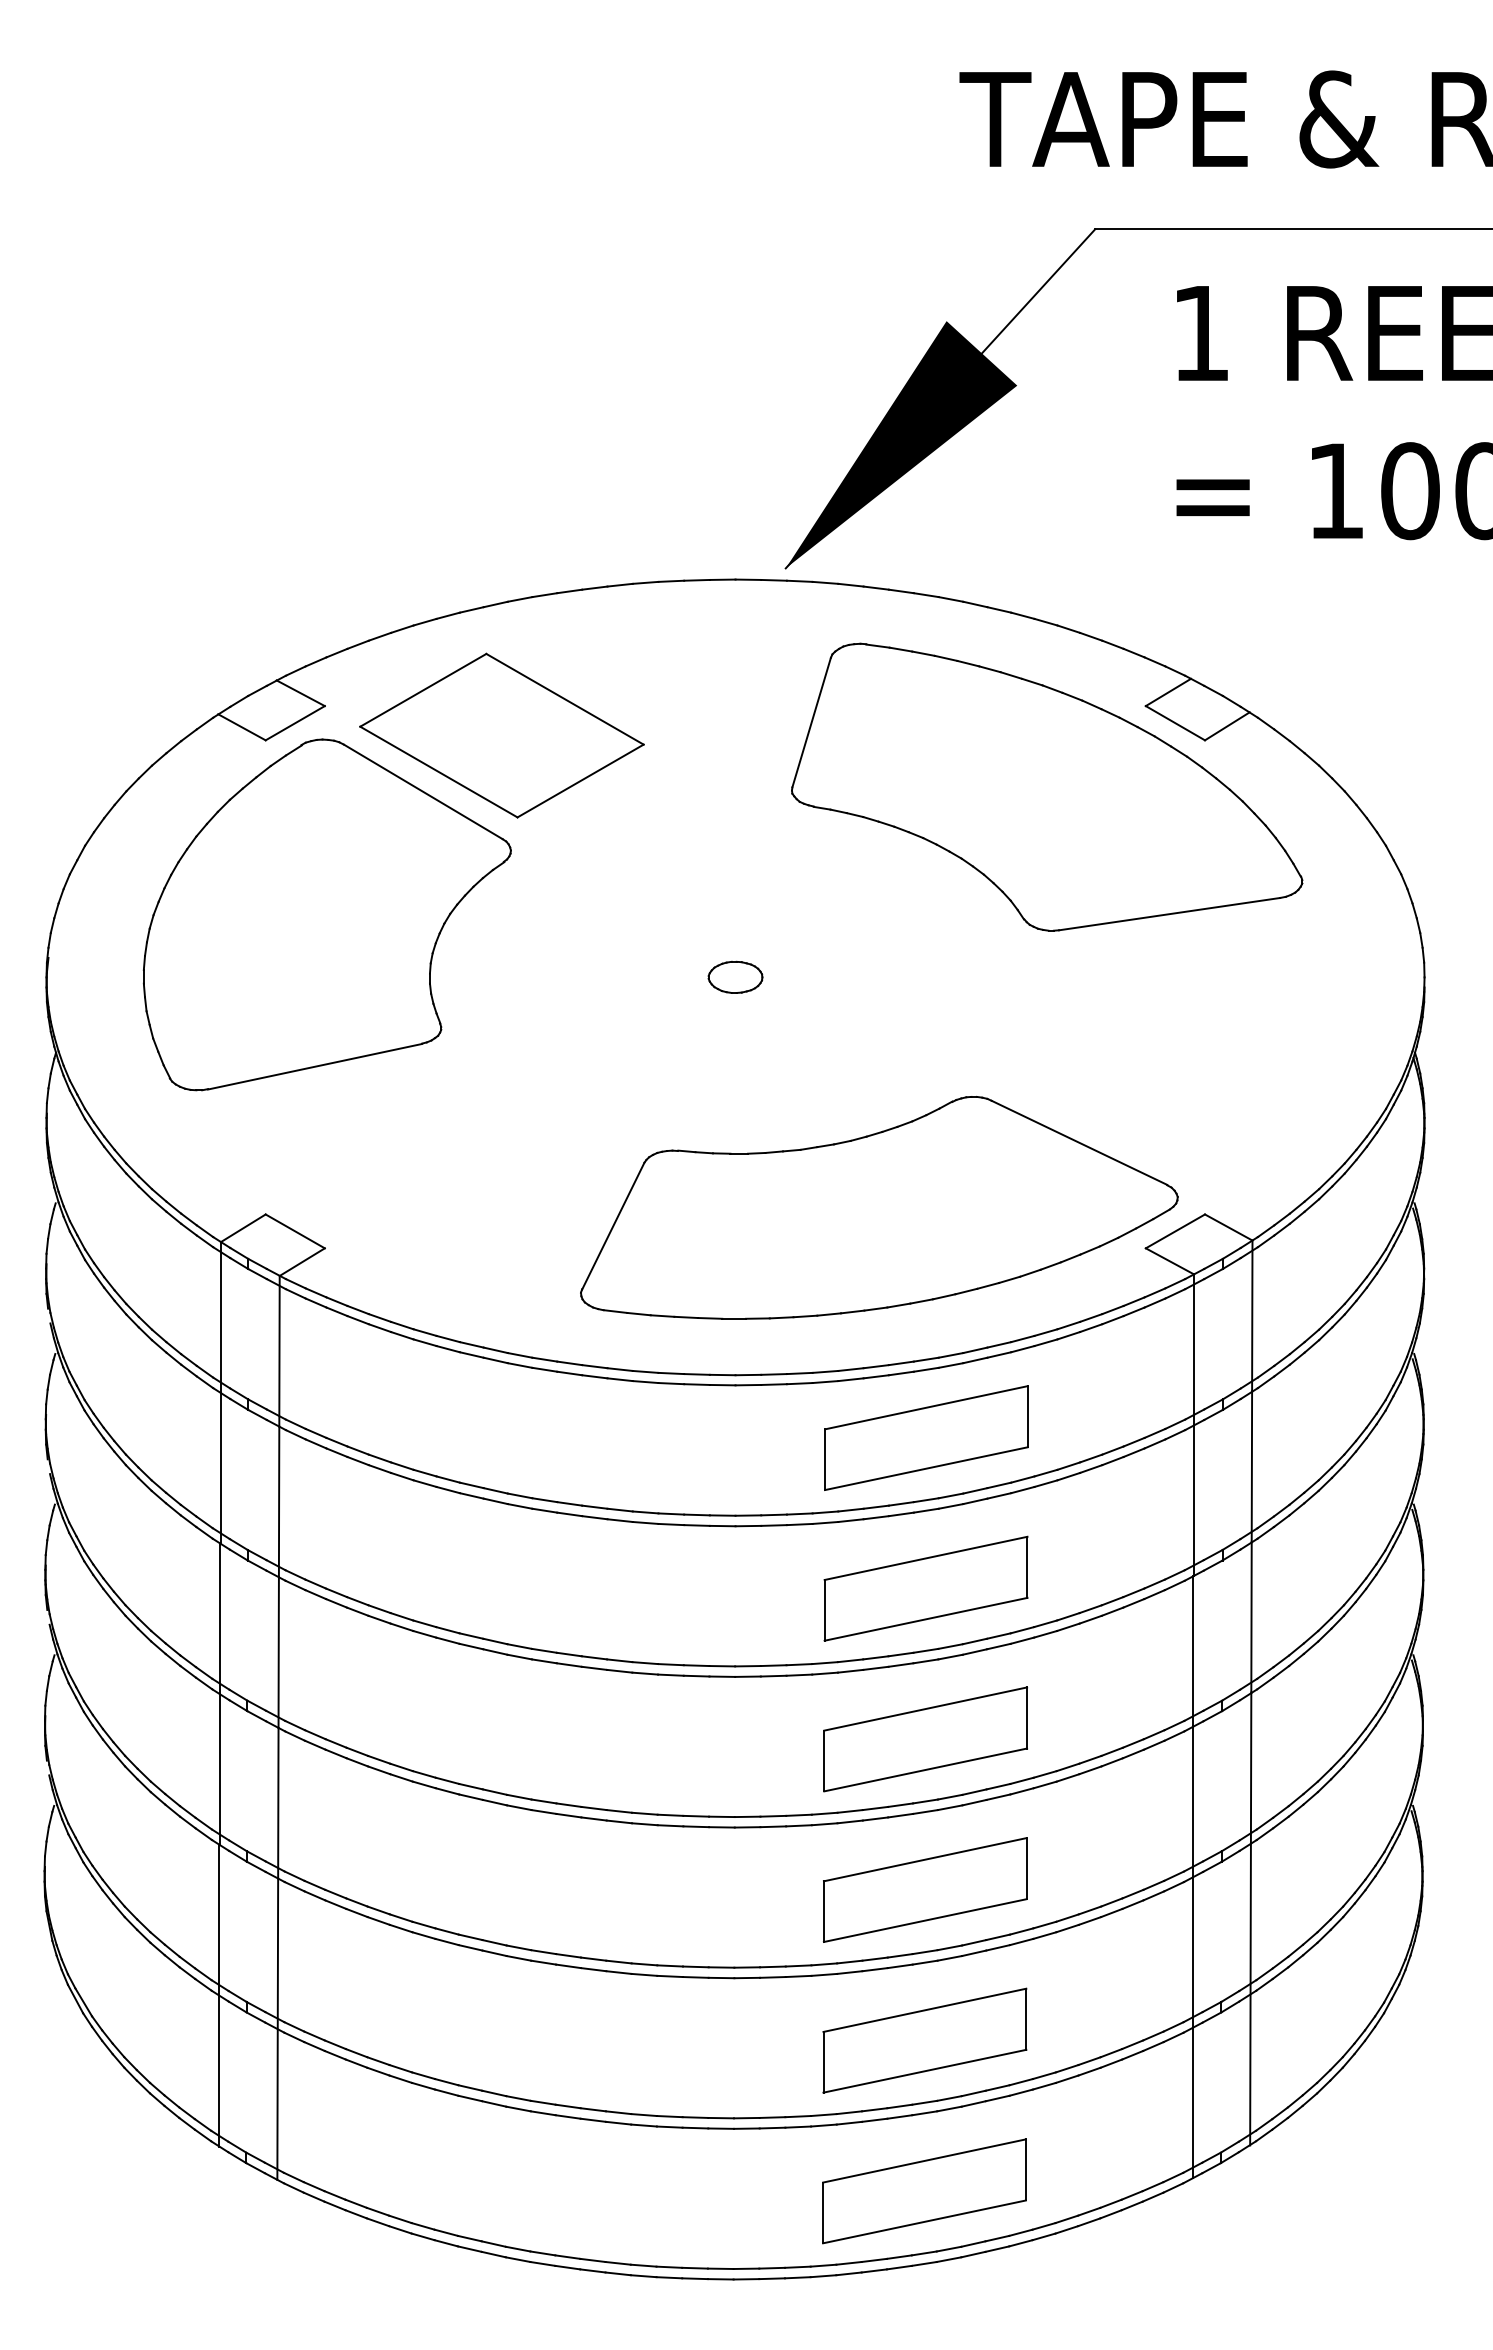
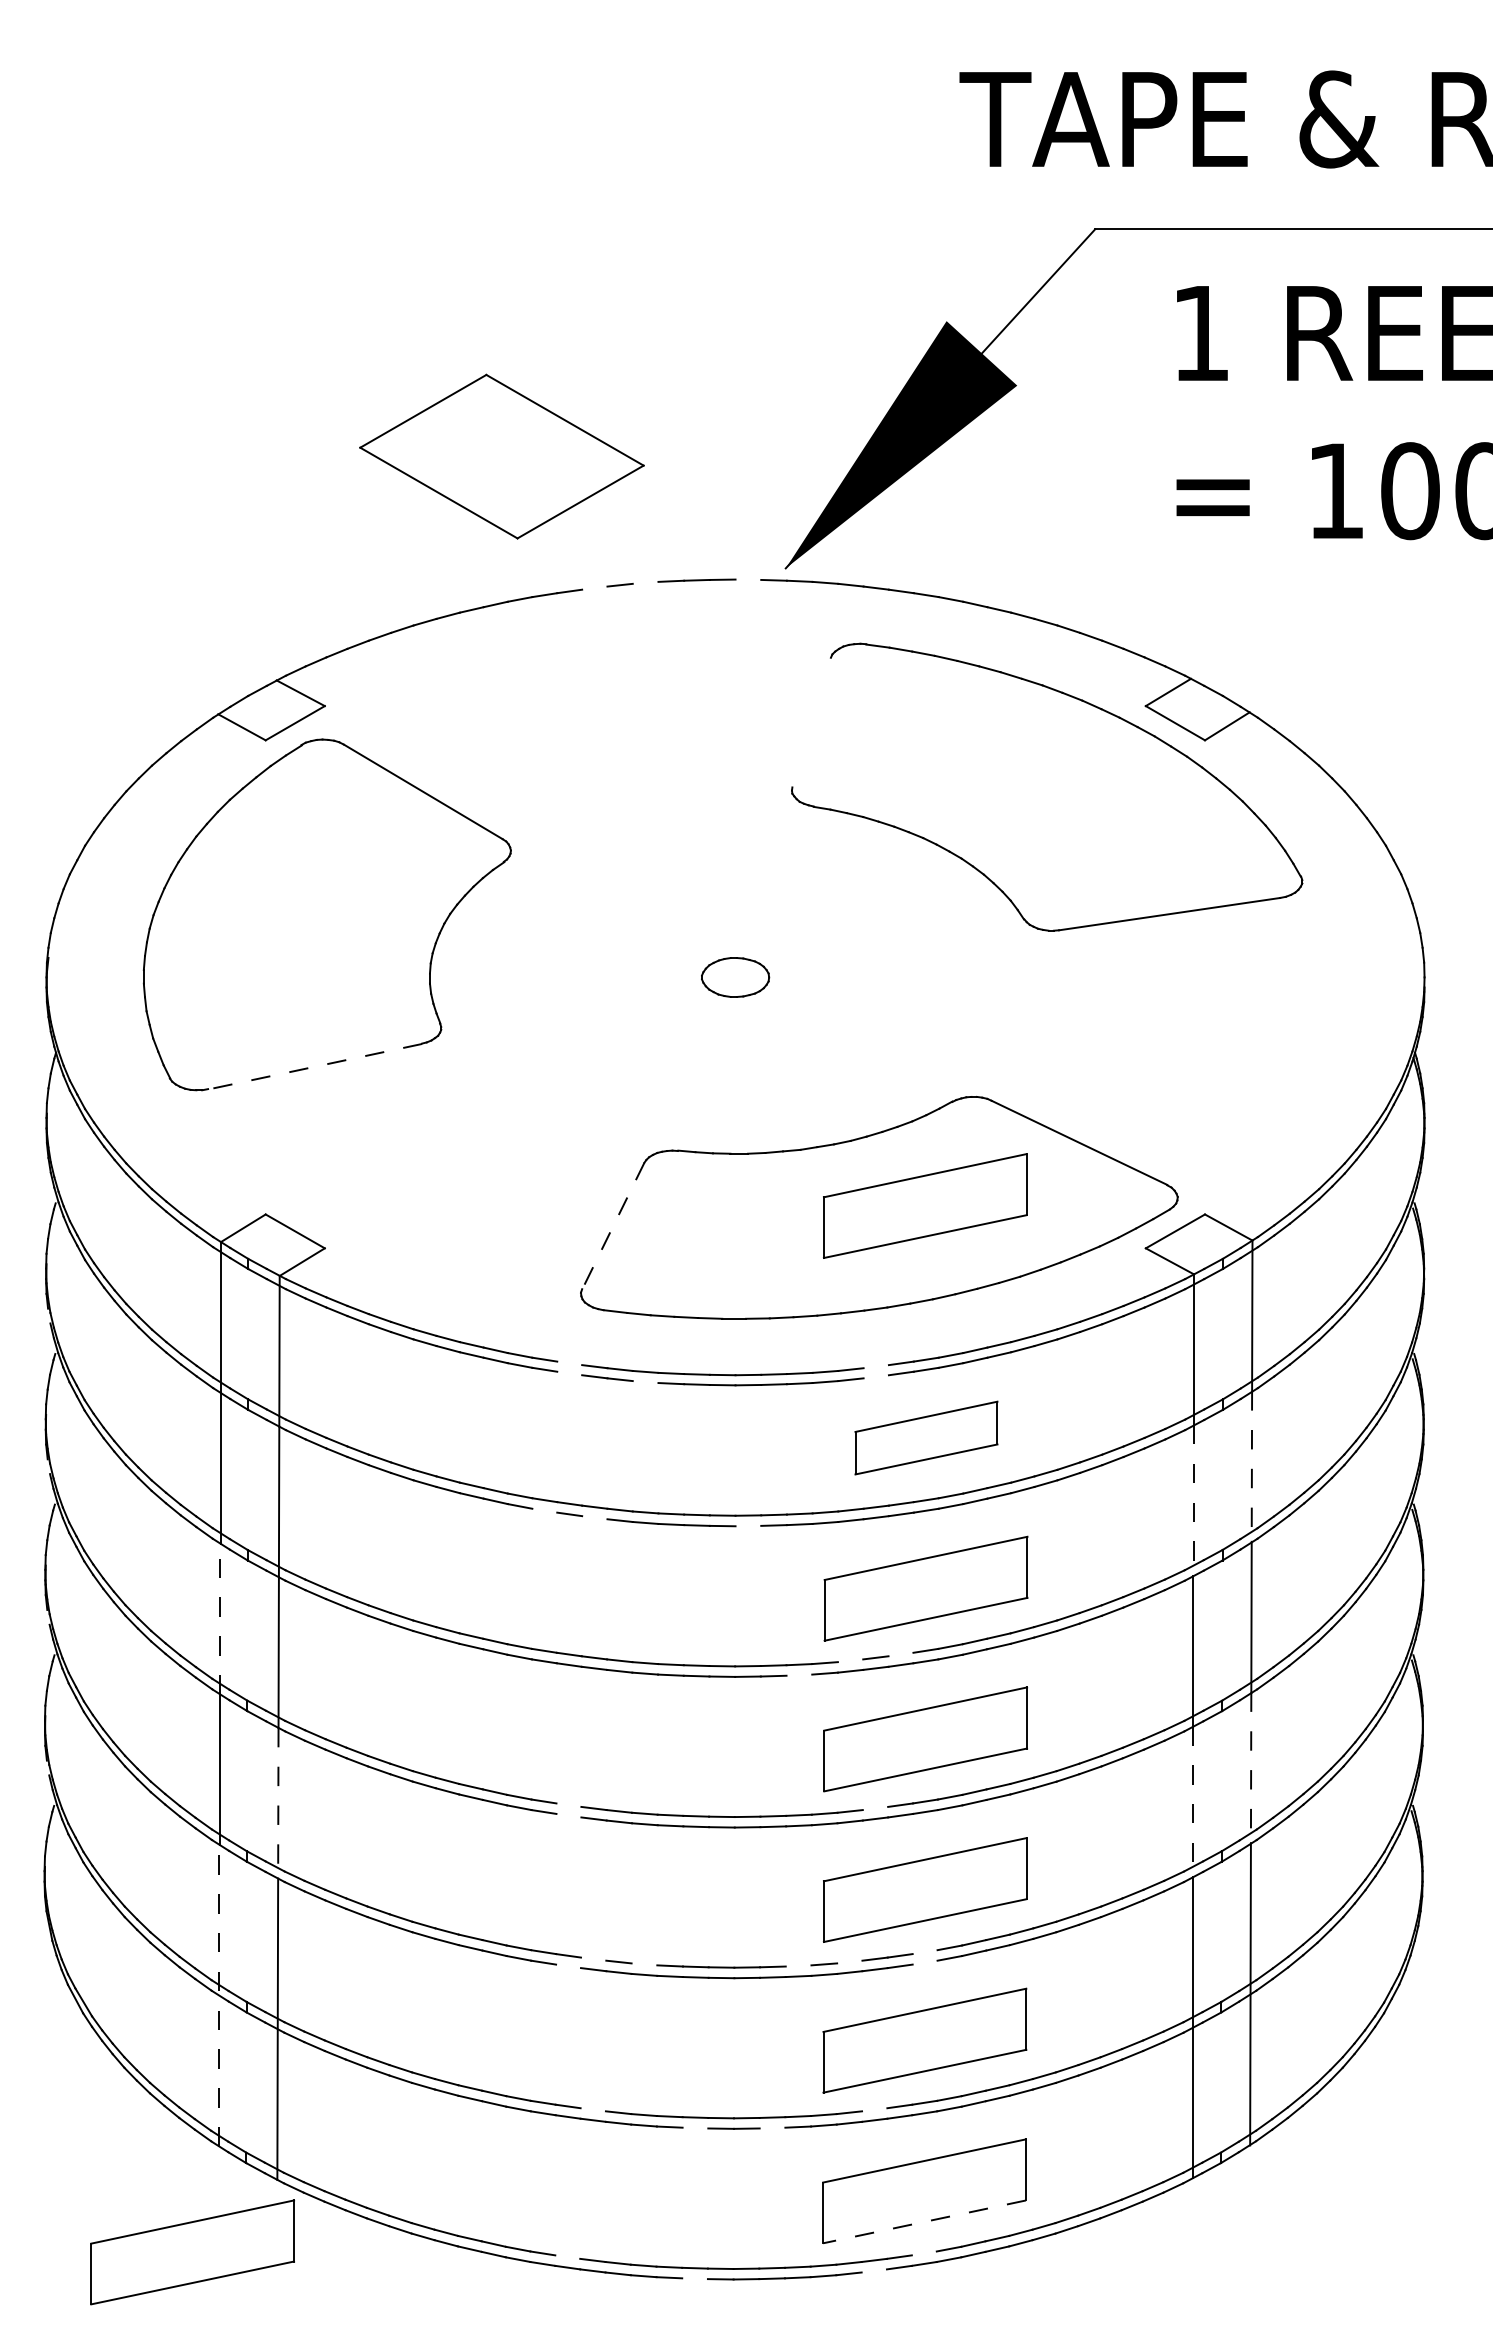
line: present -> none (748, 579)
line: present -> none (645, 582)
line: present -> none (594, 587)
line: present -> none (811, 722)
part position: (501, 735) -> (501, 456) (501, 456)
part size: 57x34 px -> 70x41 px (735, 977)
line: solid -> dashed (314, 1066)
part: none -> present (925, 1205)
line: solid -> dashed (613, 1226)
line: present -> none (569, 1363)
line: present -> none (875, 1366)
line: present -> none (569, 1373)
line: present -> none (875, 1376)
line: present -> none (645, 1382)
part size: 205x106 px -> 145x76 px (926, 1437)
line: solid -> dashed (1251, 1466)
line: solid -> dashed (1193, 1500)
line: present -> none (544, 1510)
line: present -> none (594, 1517)
line: present -> none (748, 1525)
line: solid -> dashed (220, 1618)
line: present -> none (900, 1654)
line: present -> none (850, 1660)
line: present -> none (799, 1674)
line: solid -> dashed (1251, 1768)
line: solid -> dashed (1192, 1801)
line: solid -> dashed (278, 1803)
line: present -> none (568, 1804)
line: present -> none (875, 1808)
line: present -> none (568, 1815)
line: present -> none (924, 1952)
line: present -> none (593, 1958)
line: present -> none (849, 1961)
line: present -> none (924, 1962)
line: present -> none (644, 1964)
line: present -> none (798, 1965)
line: present -> none (568, 1966)
line: solid -> dashed (219, 1995)
line: present -> none (592, 2109)
line: present -> none (874, 2109)
line: present -> none (695, 2127)
line: present -> none (772, 2127)
line: solid -> dashed (924, 2221)
part: none -> present (192, 2252)
line: present -> none (923, 2253)
line: present -> none (567, 2256)
line: present -> none (873, 2270)
line: present -> none (694, 2278)
